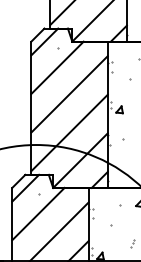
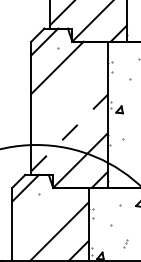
line: present -> none (69, 94)
line: solid -> dashed (69, 132)
line: present -> none (38, 213)
part position: (132, 243) -> (125, 243) (125, 243)
